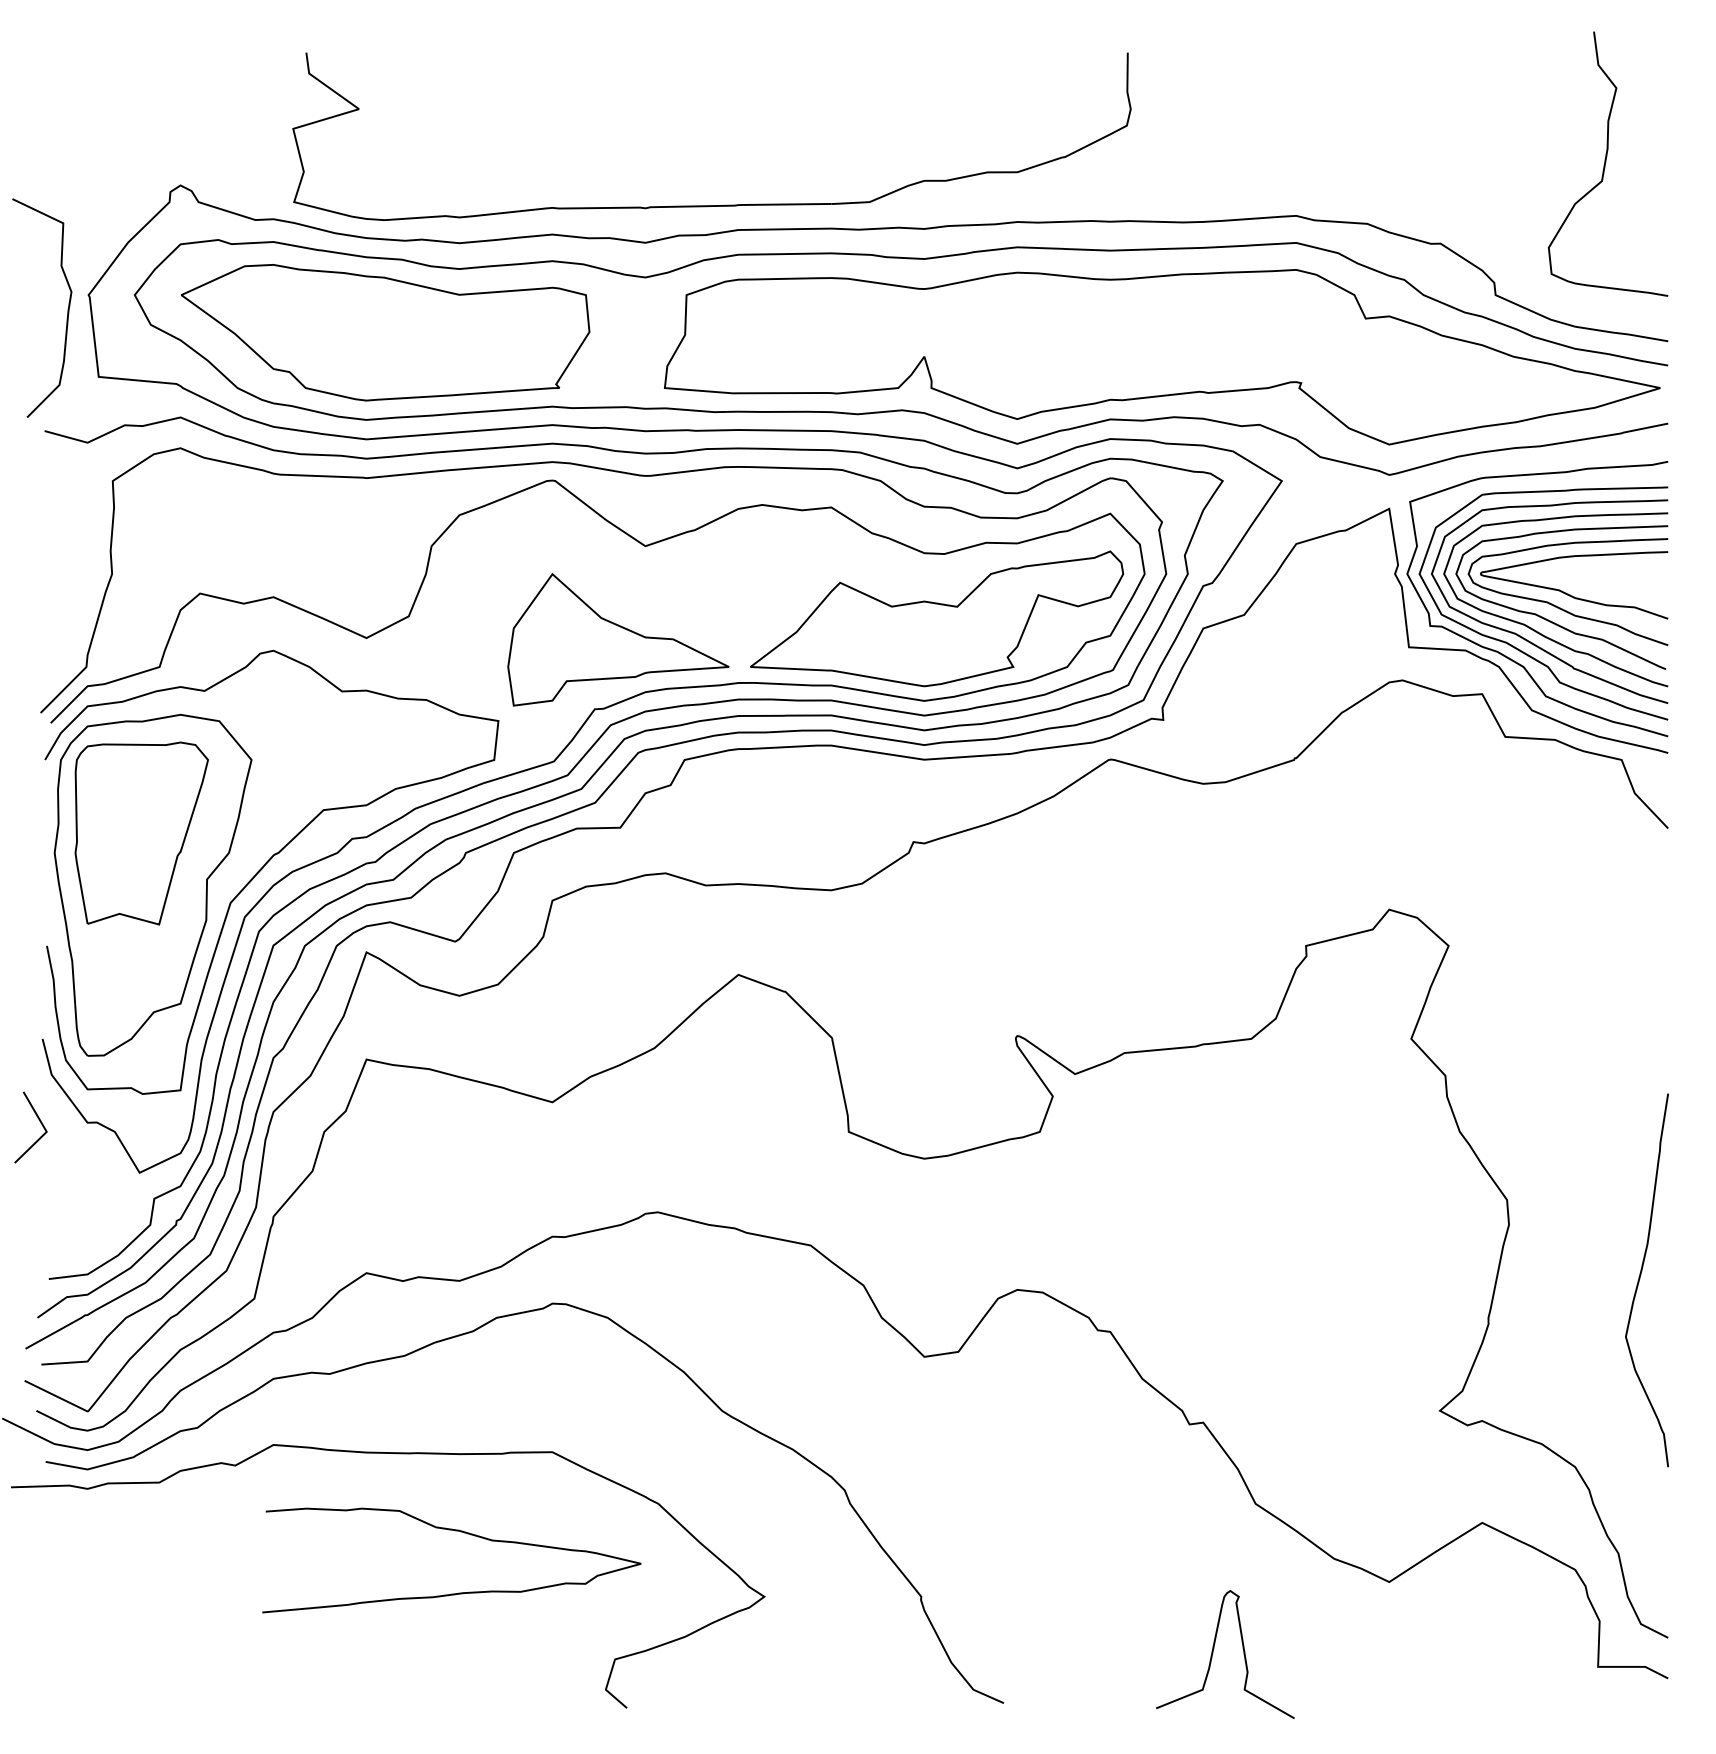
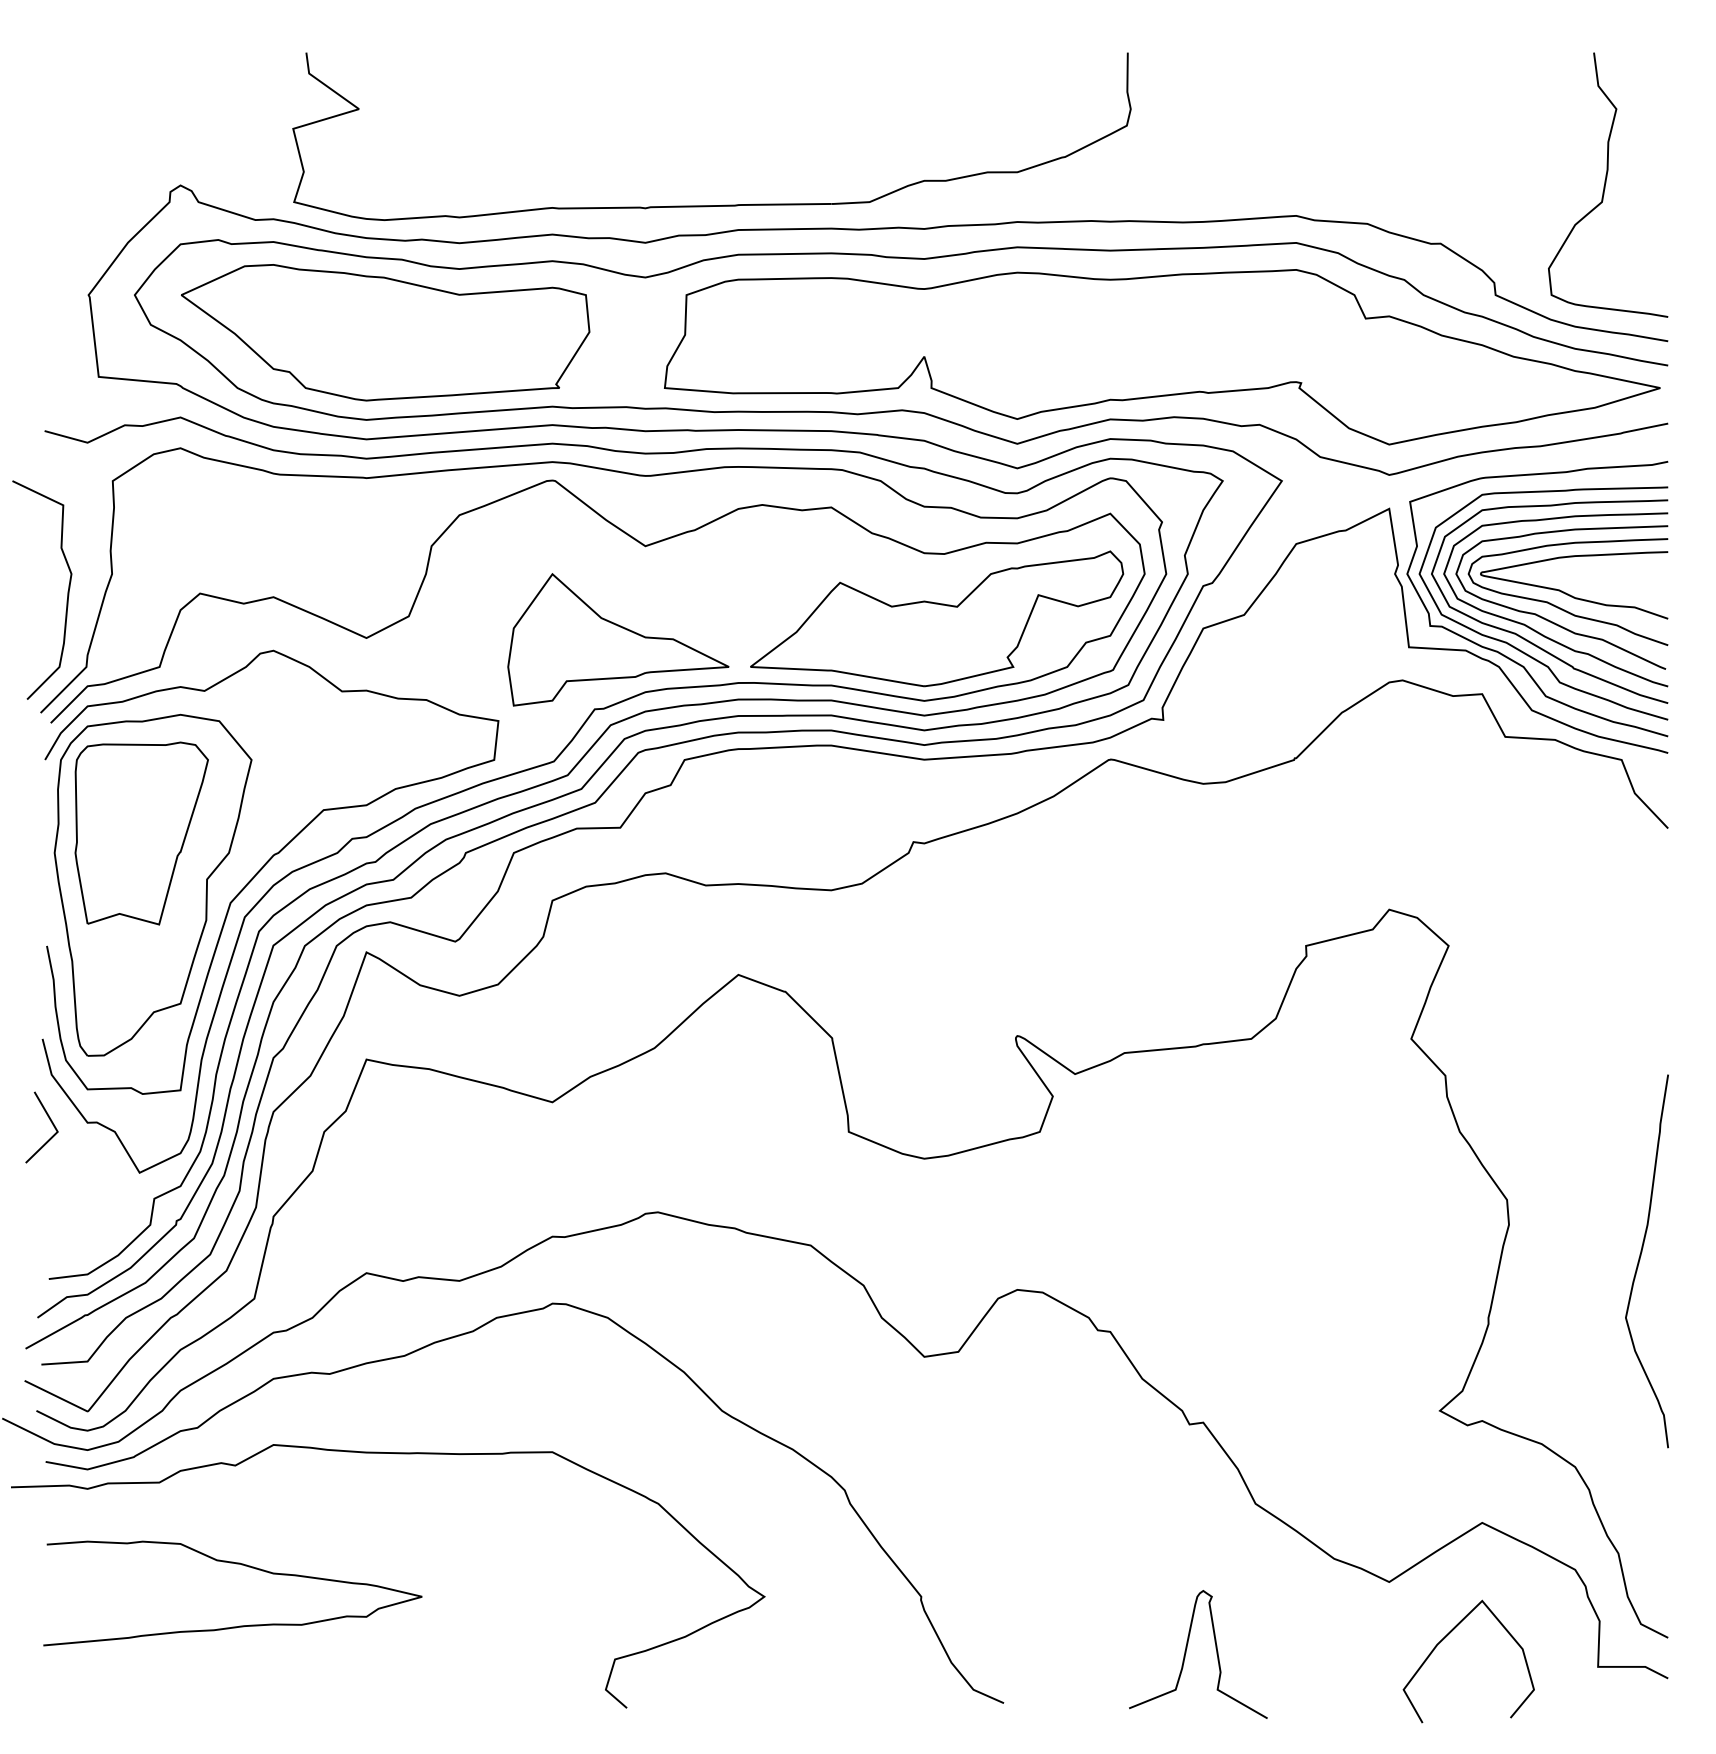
curve position: (1606, 162) -> (1606, 183) (1606, 183)
curve position: (67, 309) -> (67, 591) (67, 591)
line position: (40, 1123) -> (51, 1123) (51, 1123)
curve position: (1640, 1278) -> (1640, 1259) (1640, 1259)
curve position: (455, 1531) -> (236, 1564) (236, 1564)
curve: none -> present (1445, 1638)
curve position: (1213, 1653) -> (1186, 1653) (1186, 1653)
